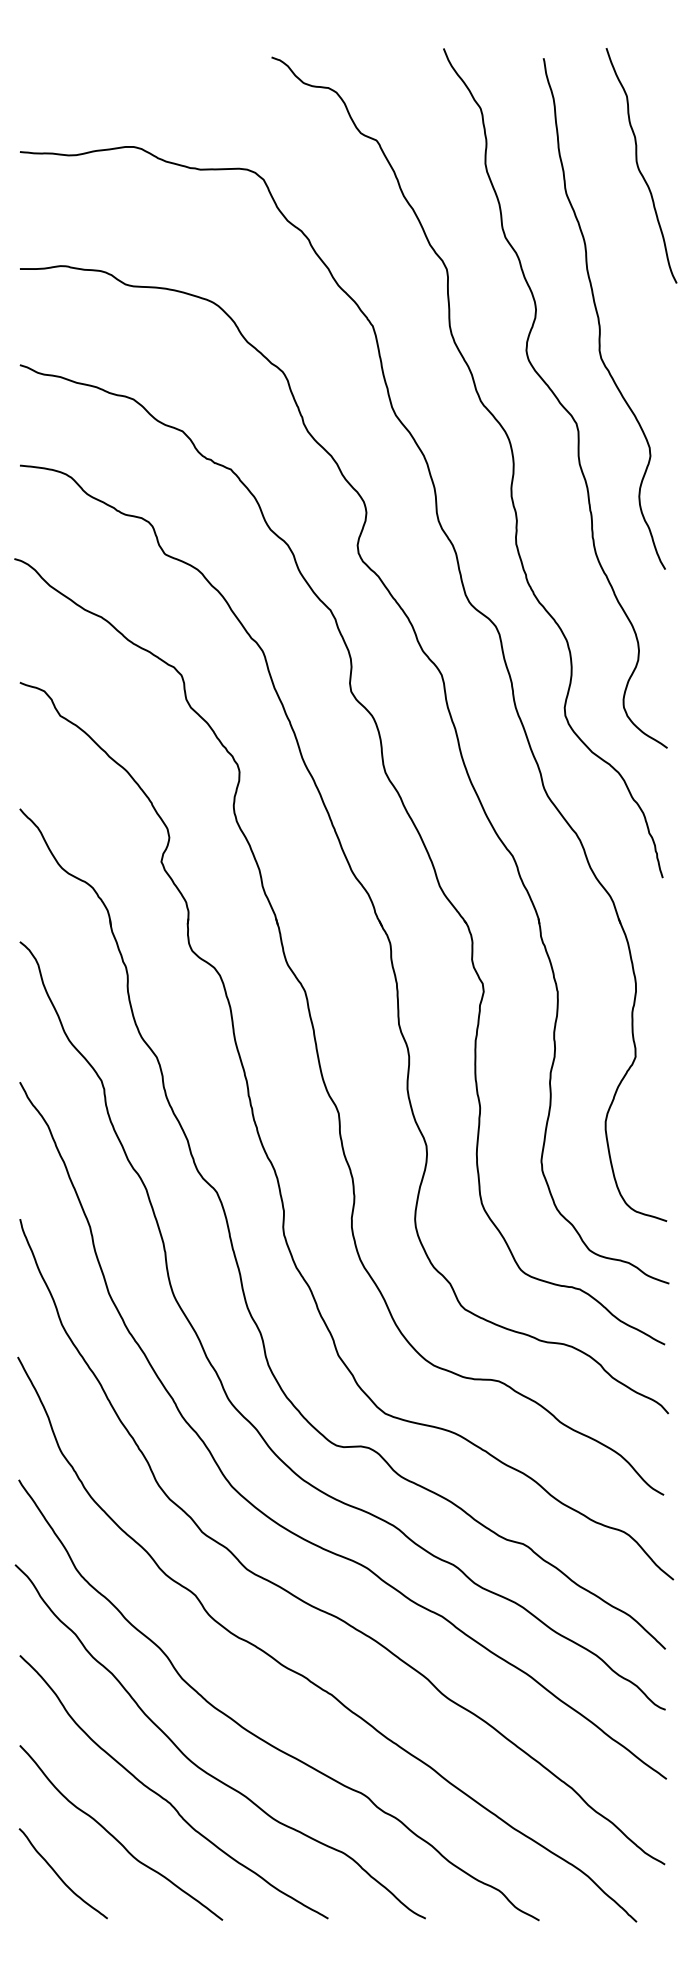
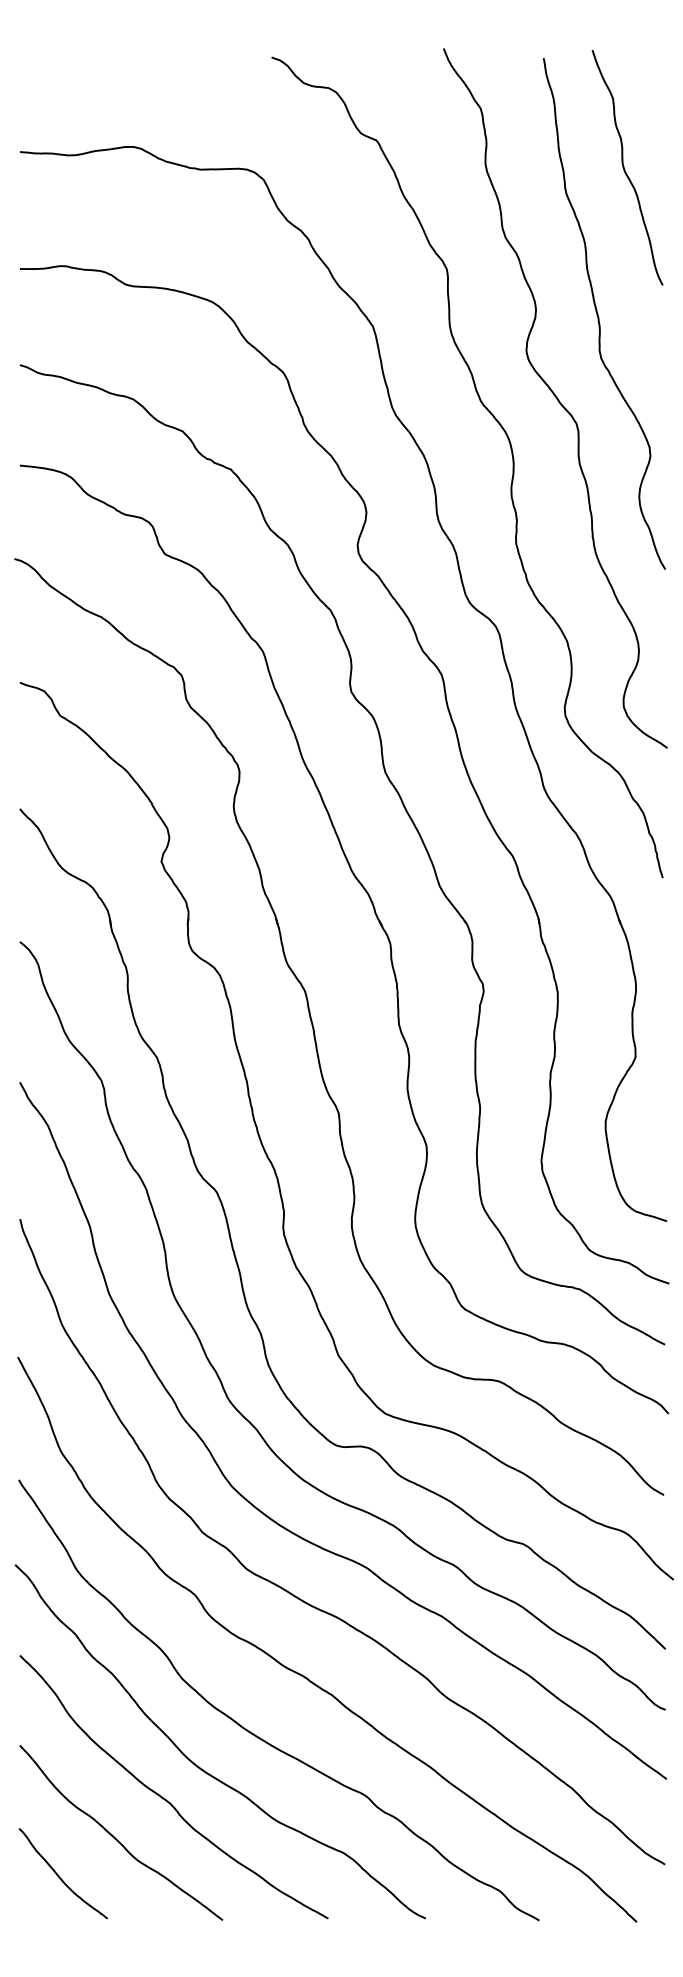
curve position: (639, 167) -> (625, 169) (625, 169)
